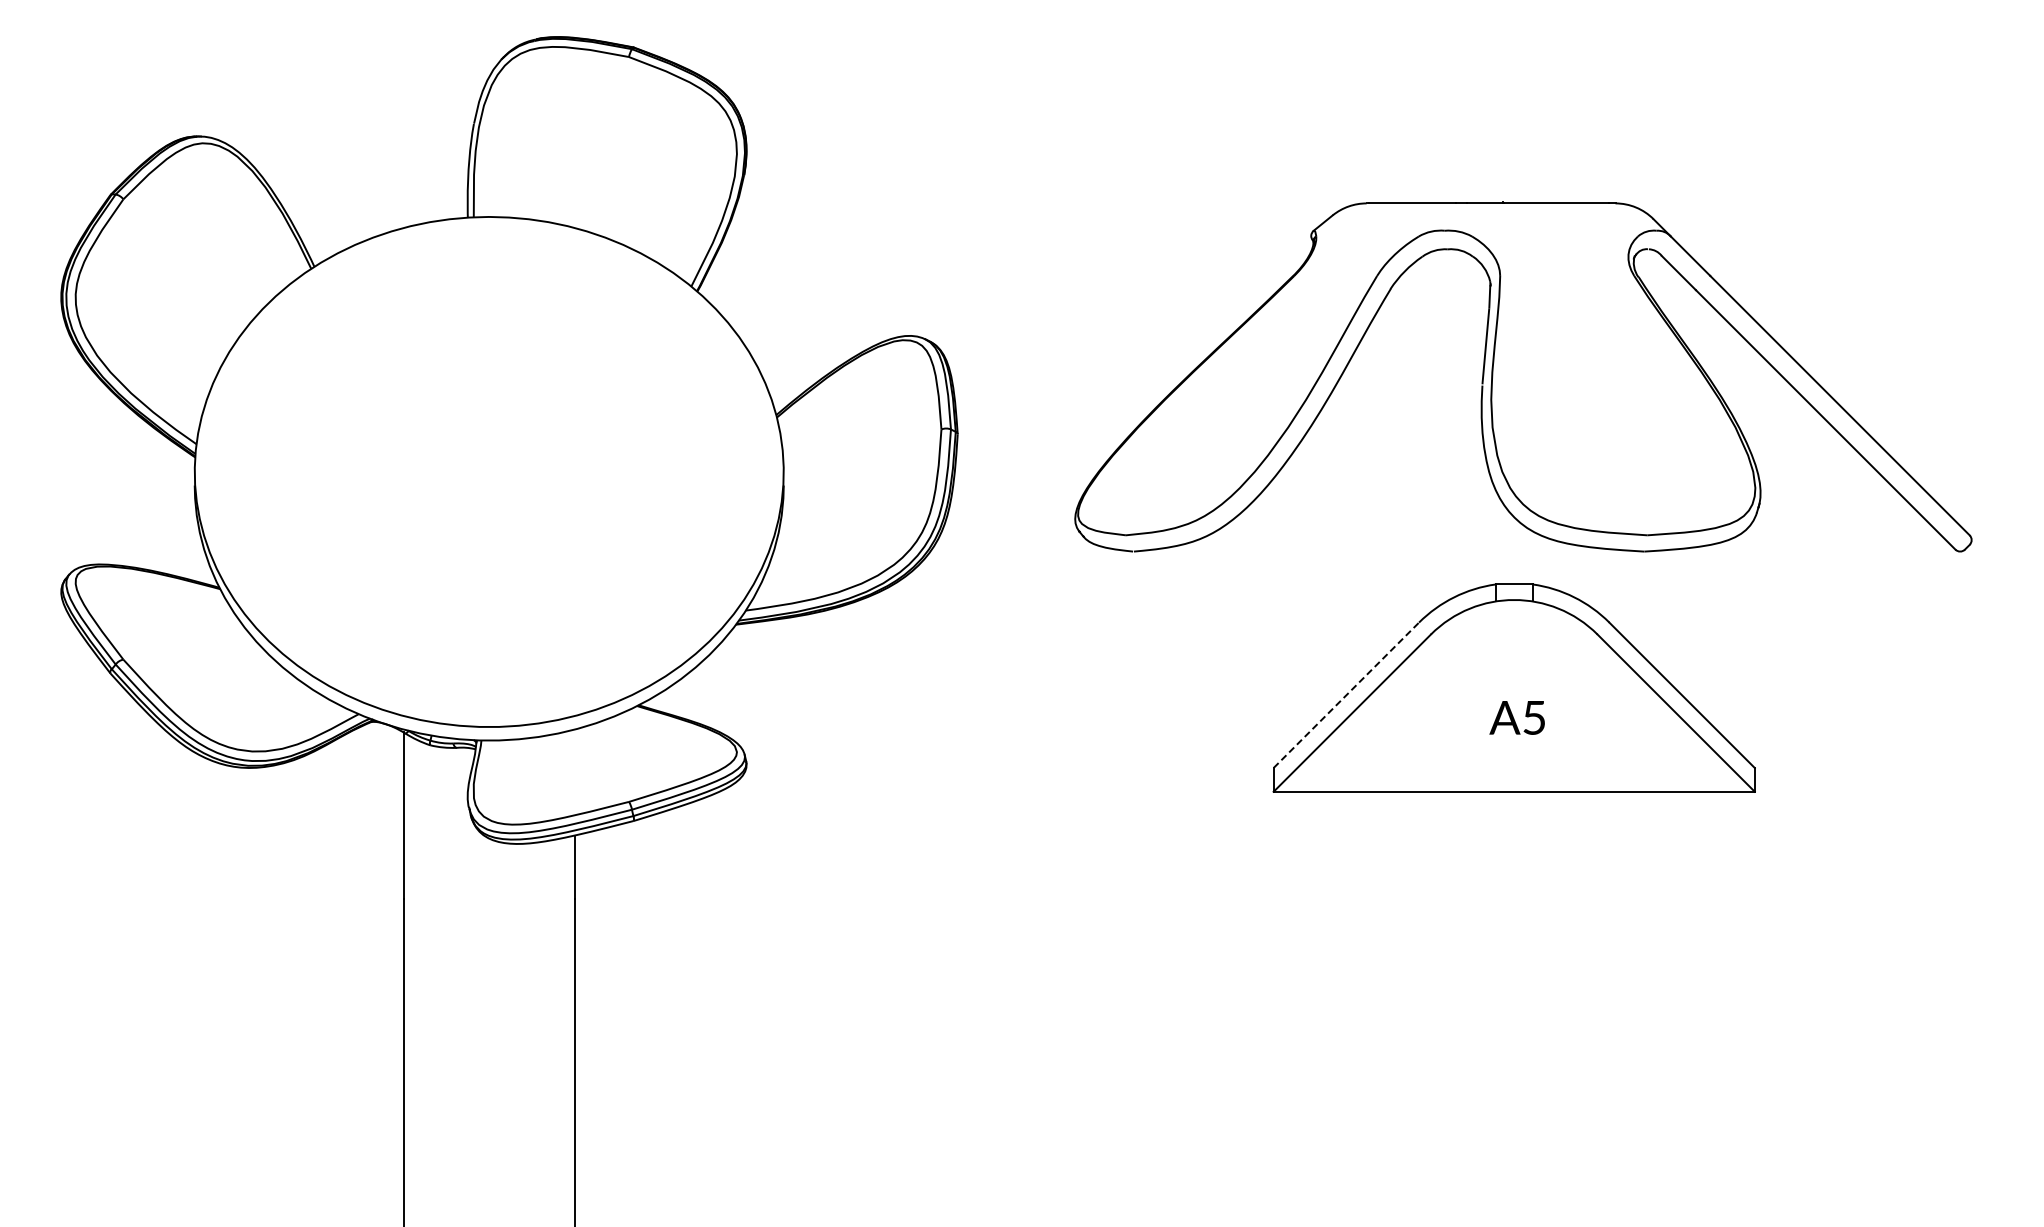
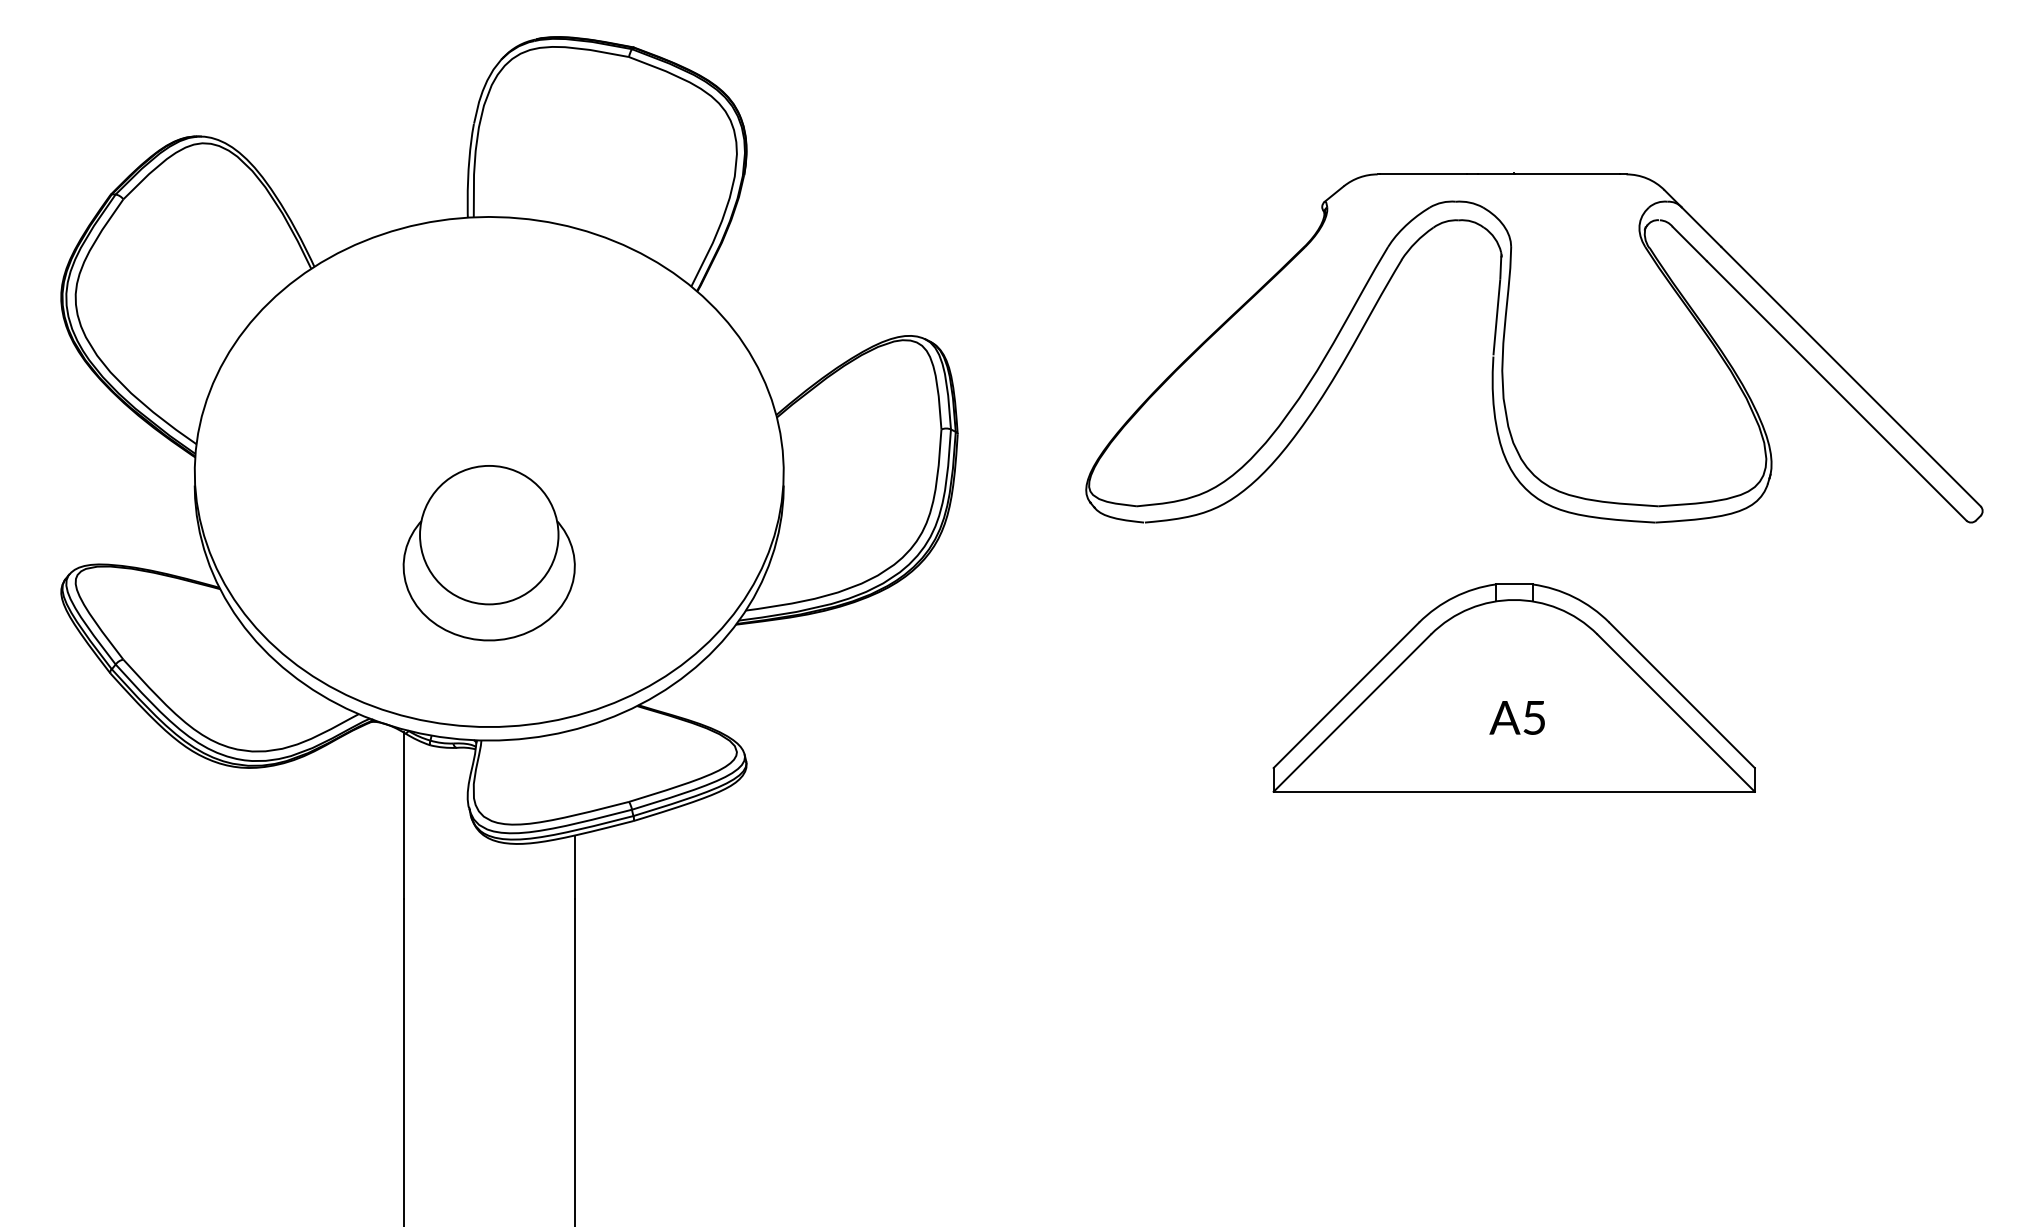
part position: (1523, 376) -> (1534, 347) (1534, 347)
part: none -> present (488, 553)
line: dashed -> solid (1346, 695)
